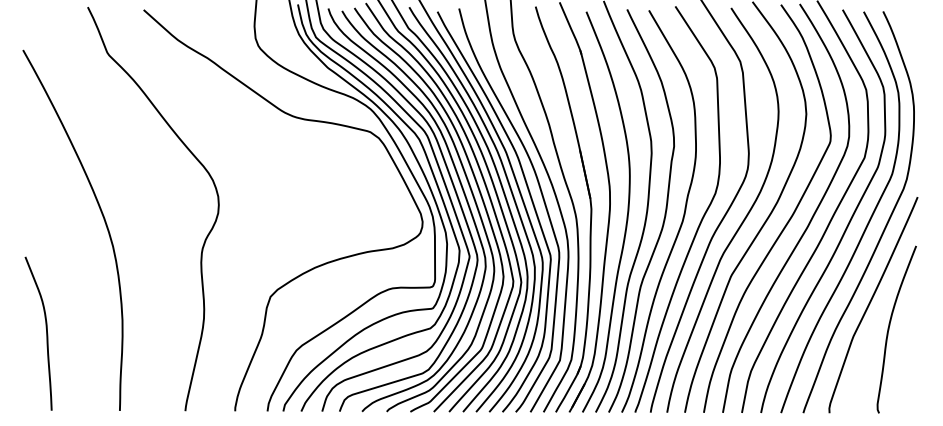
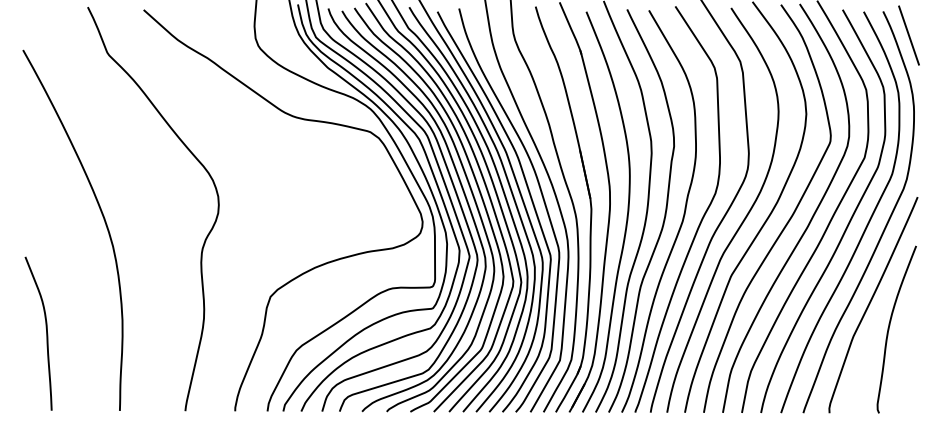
line: none -> present (908, 35)
